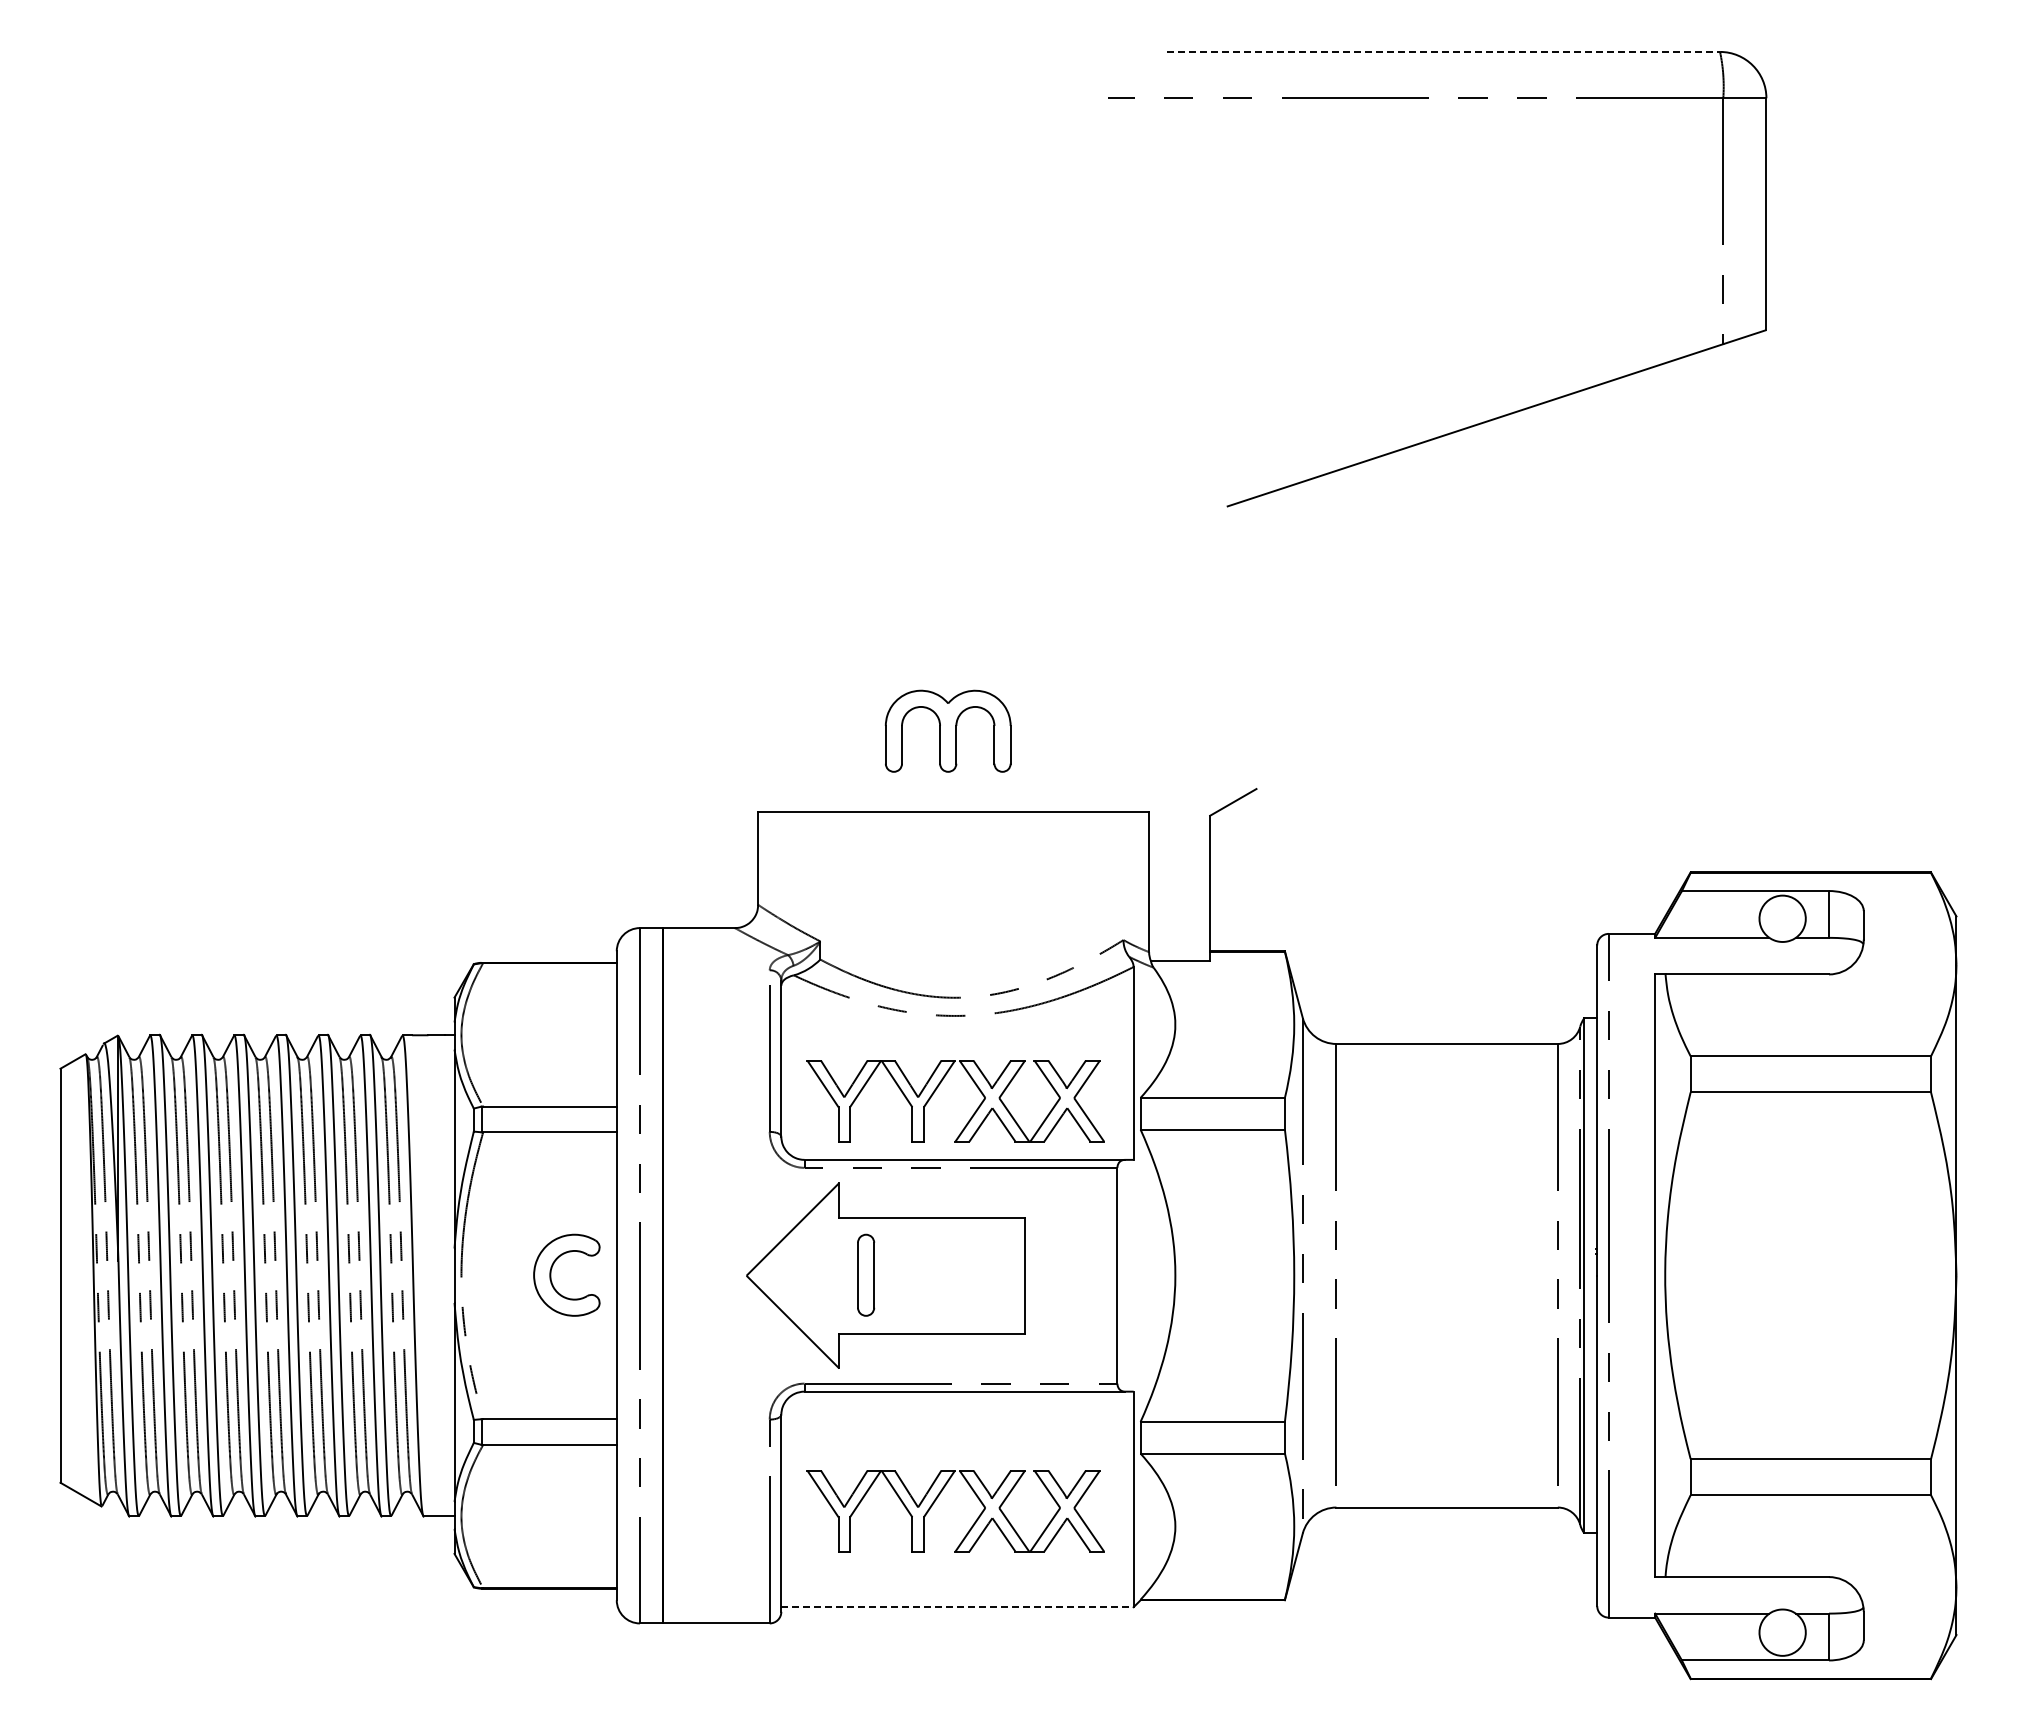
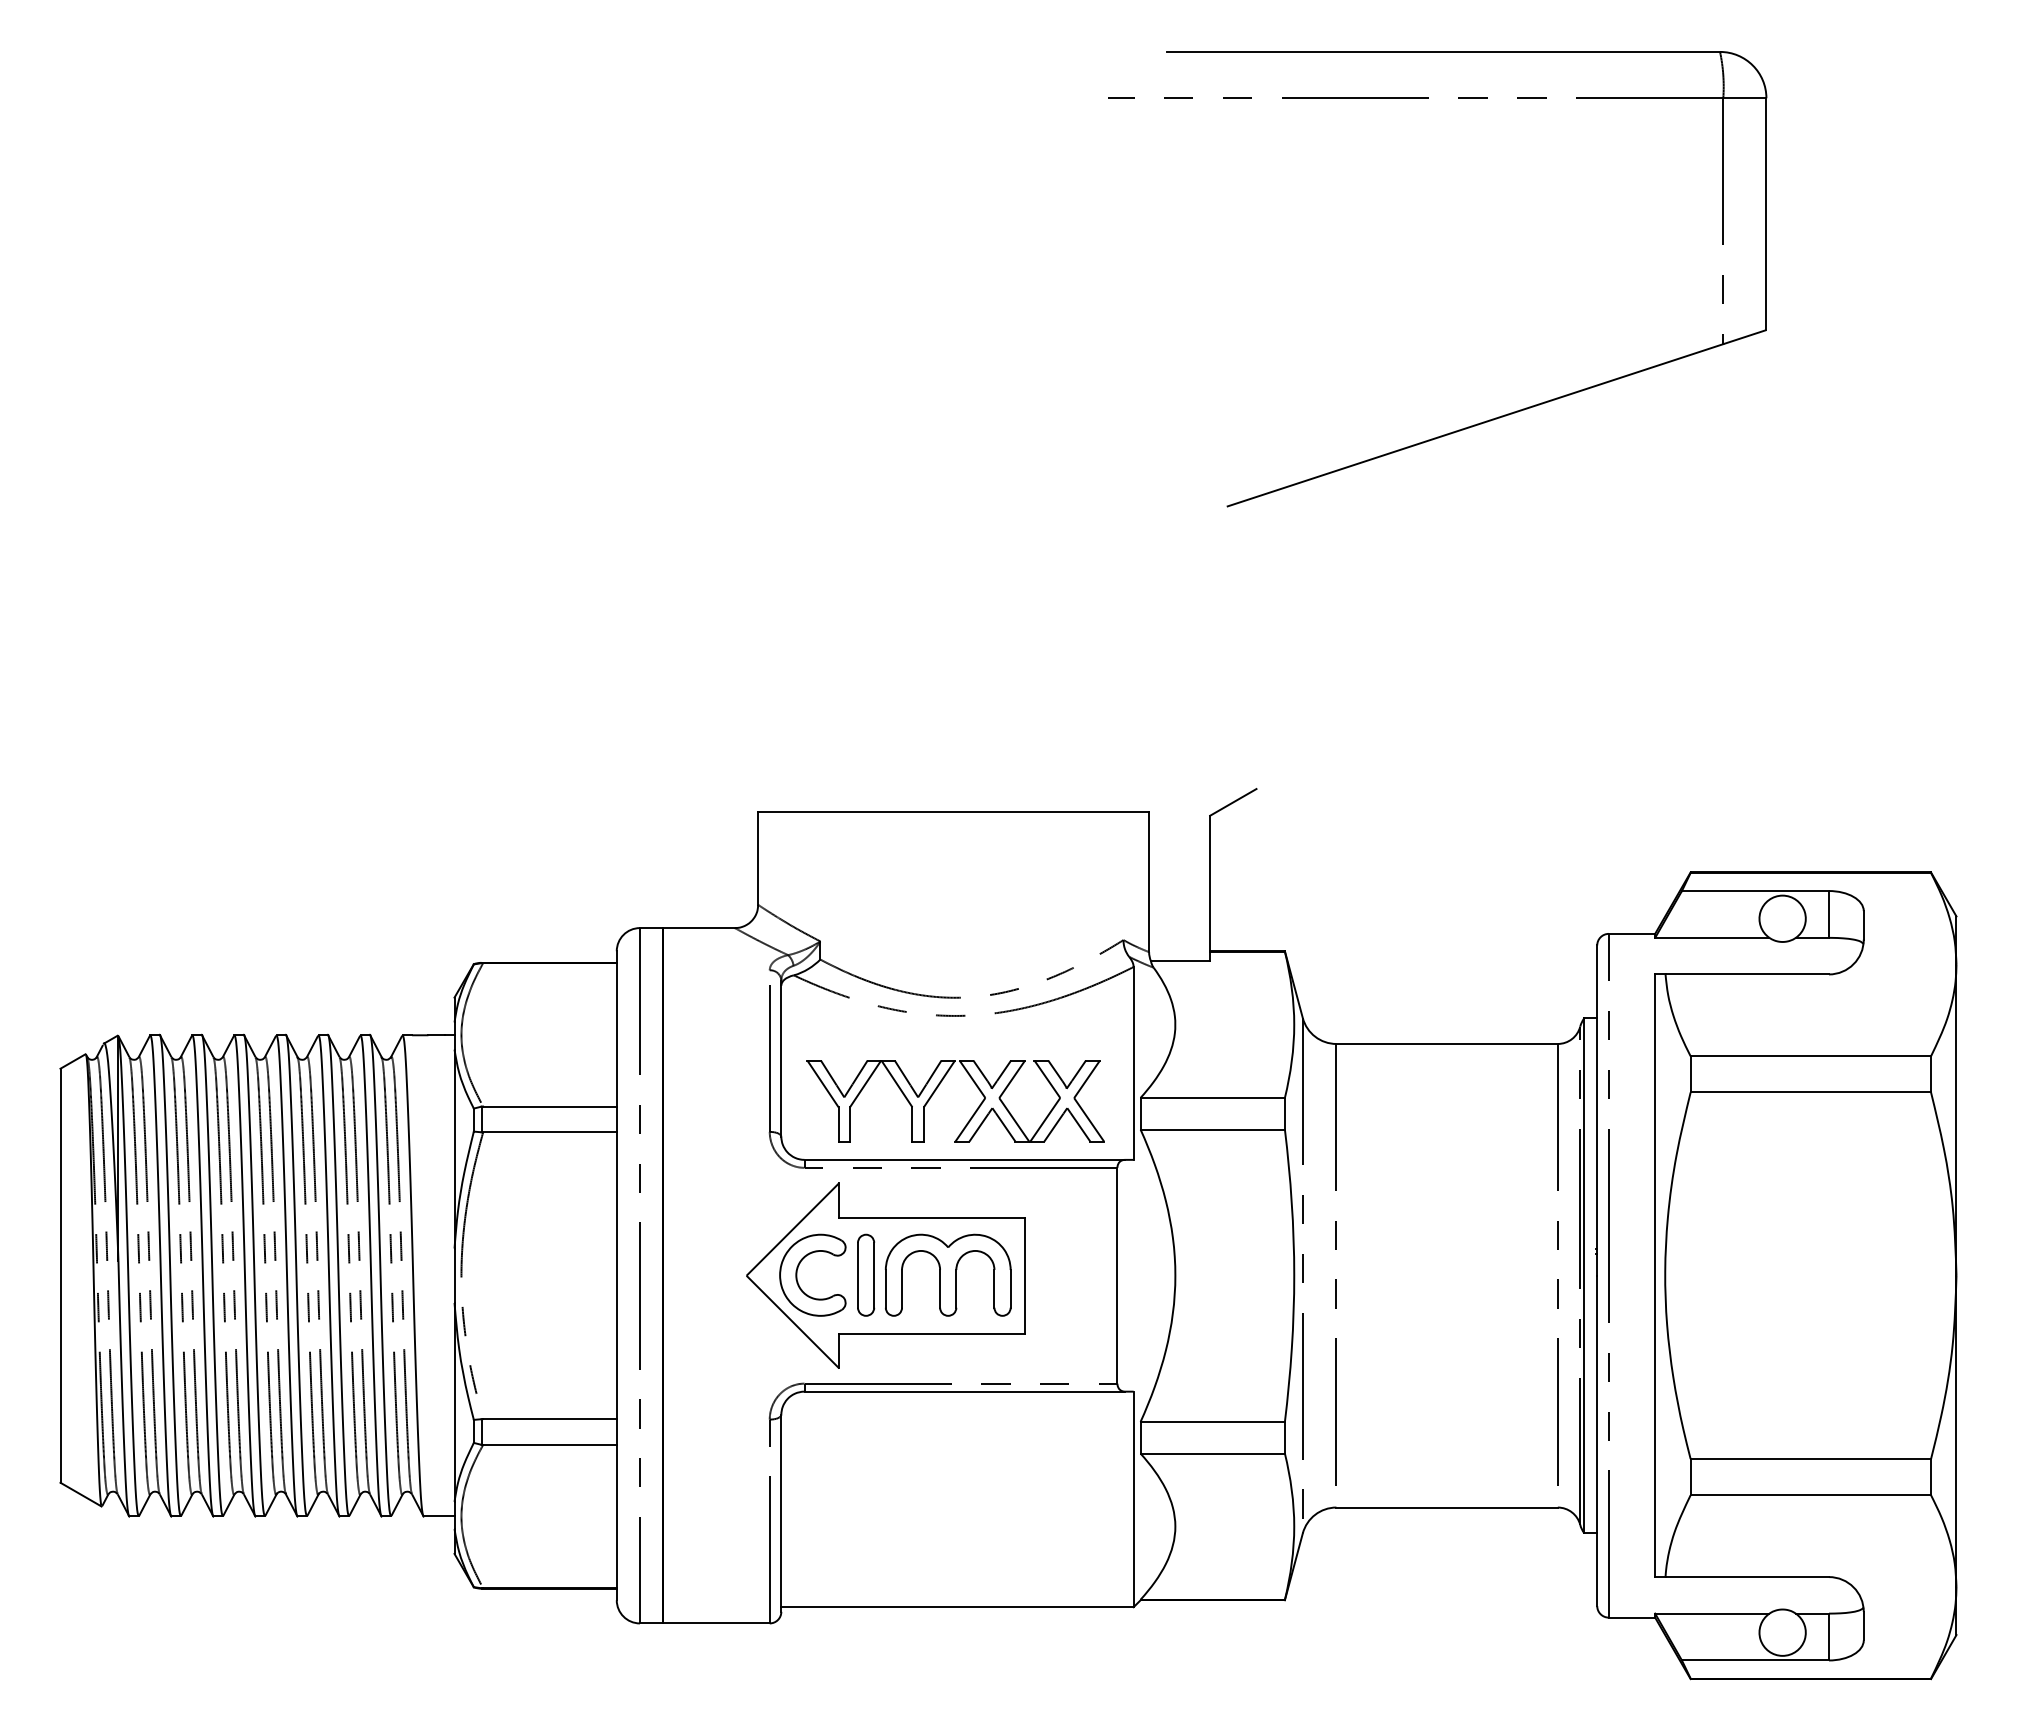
line: dashed -> solid (1443, 51)
part position: (947, 730) -> (947, 1274) (947, 1274)
part position: (551, 1274) -> (797, 1274) (797, 1274)
part: present -> none (972, 1524)
line: dashed -> solid (958, 1607)
